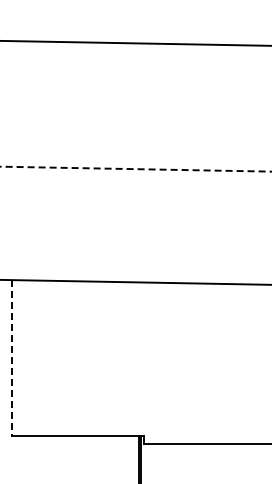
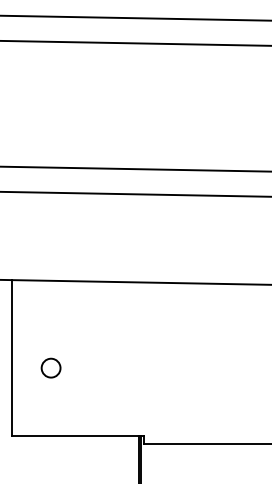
line: none -> present (135, 17)
line: dashed -> solid (136, 169)
line: none -> present (135, 193)
line: dashed -> solid (12, 358)
circle: none -> present (50, 367)
